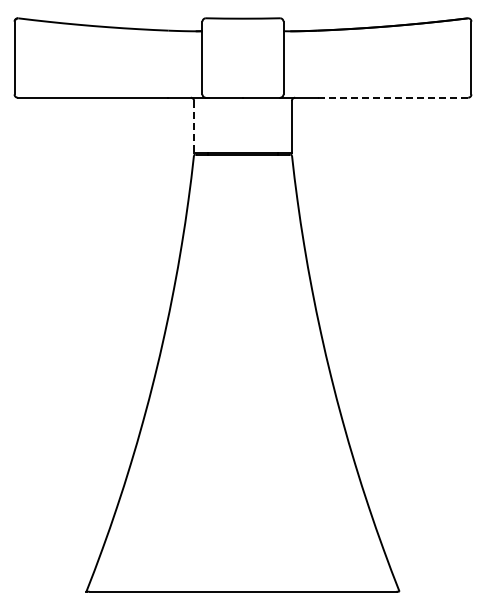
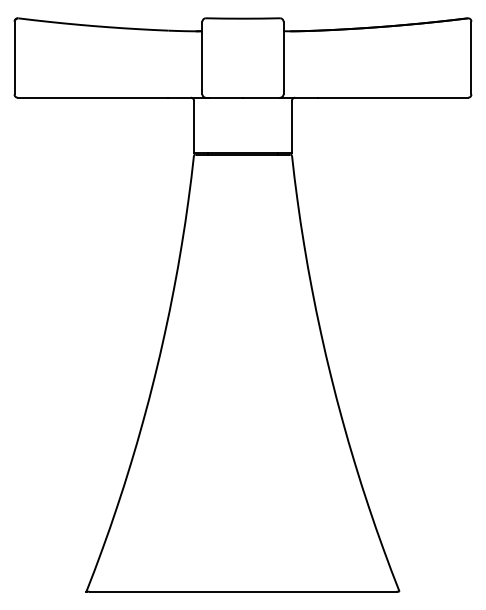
line: dashed -> solid (393, 97)
line: dashed -> solid (194, 127)
